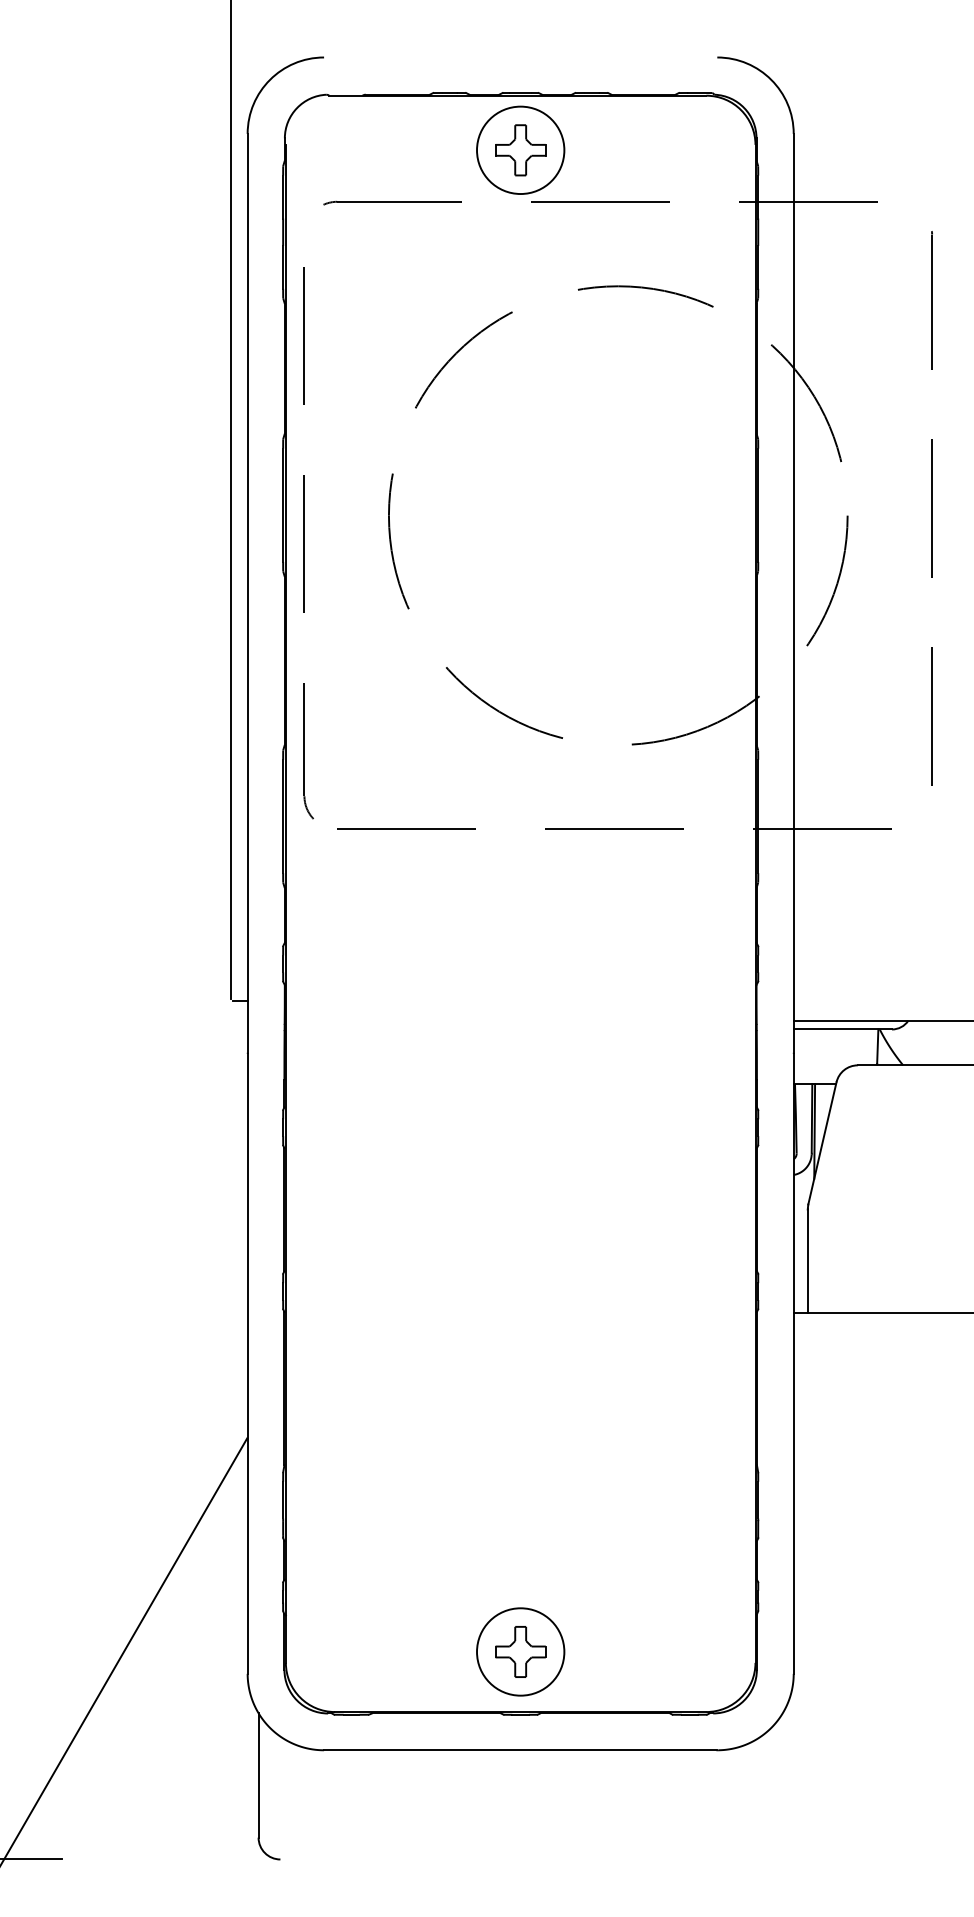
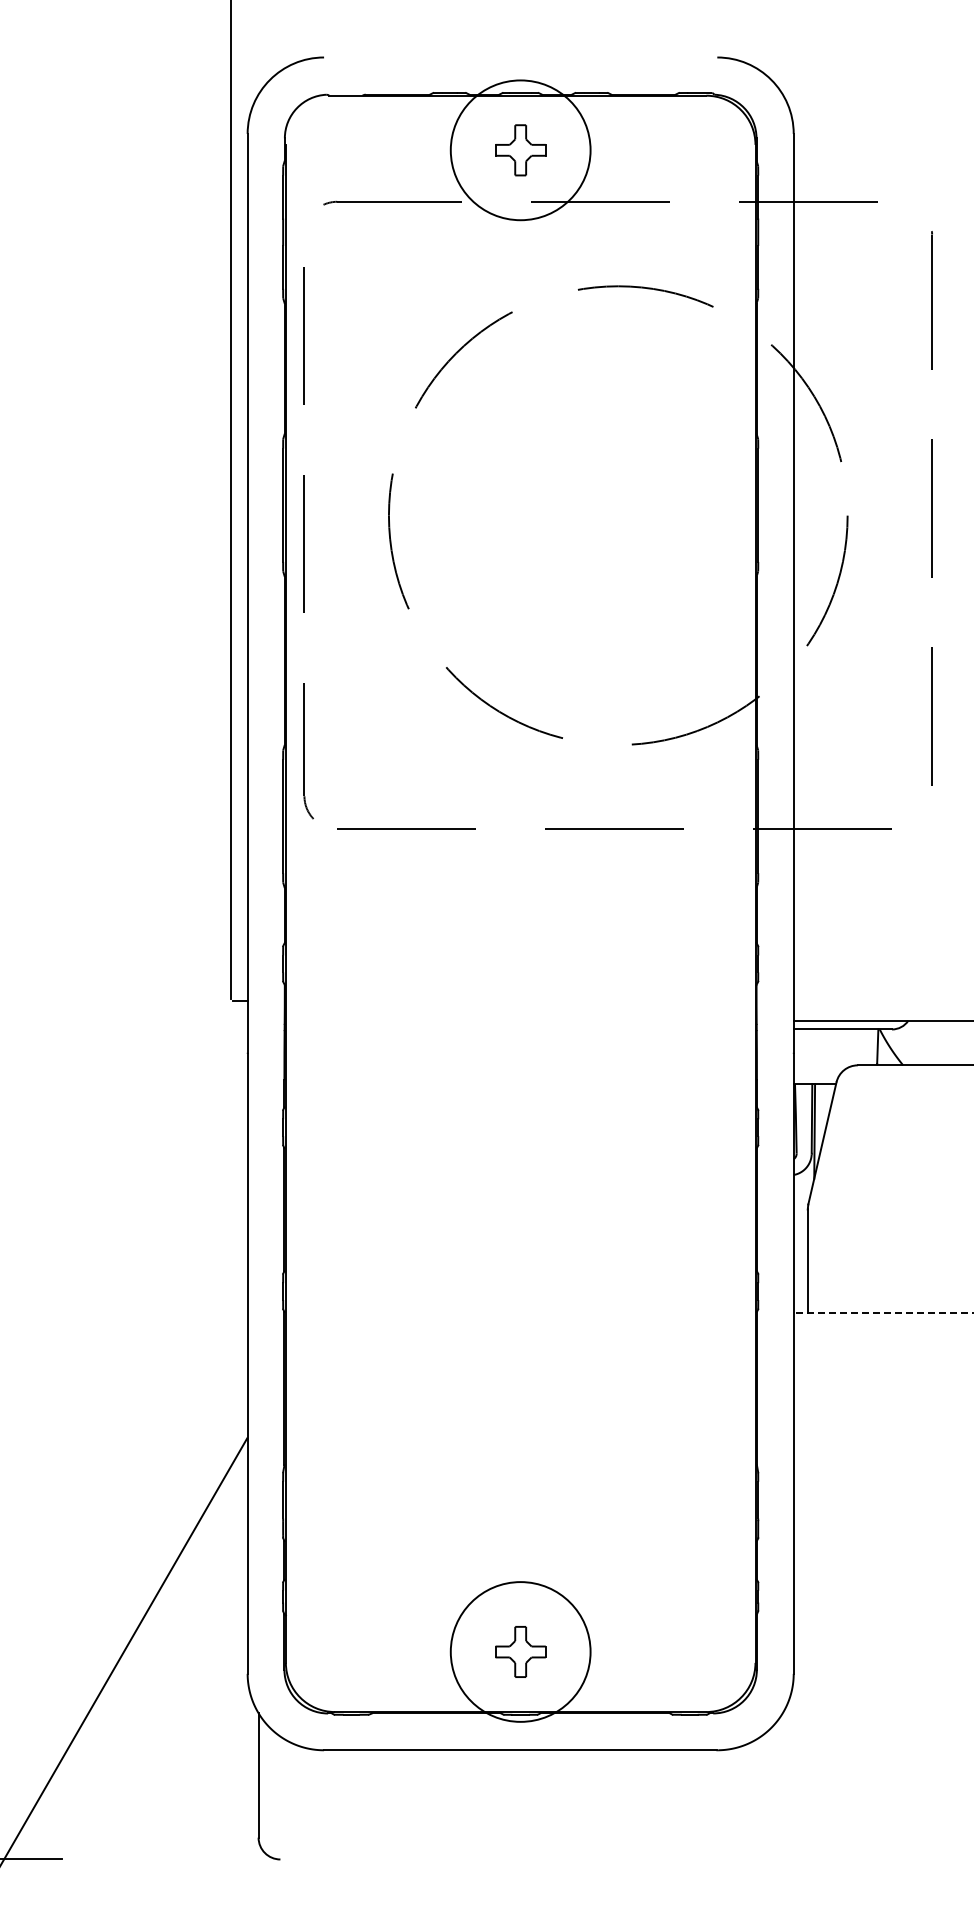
circle diameter: 87 px -> 140 px (520, 150)
line: solid -> dashed (883, 1313)
circle diameter: 87 px -> 140 px (520, 1651)
